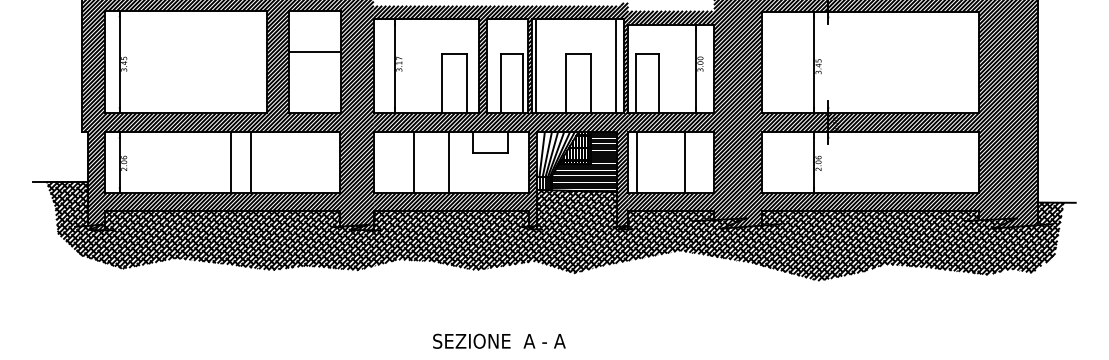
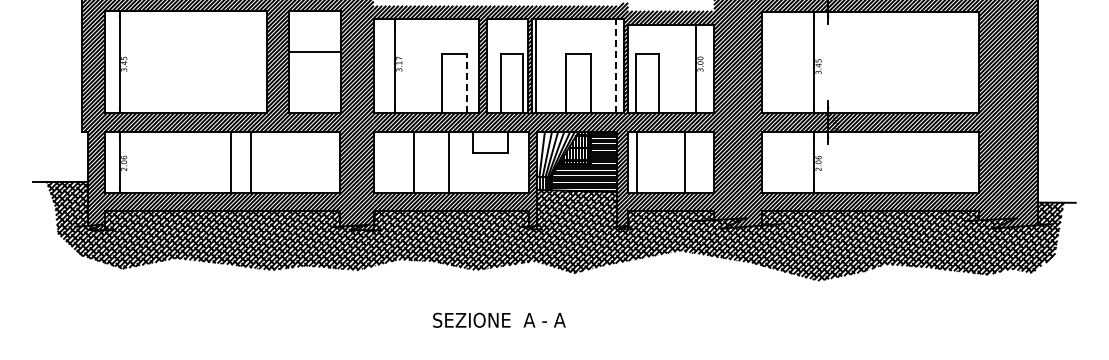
line: solid -> dashed (616, 66)
line: solid -> dashed (467, 83)
text position: (499, 340) -> (499, 319) (499, 319)
